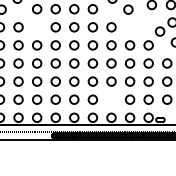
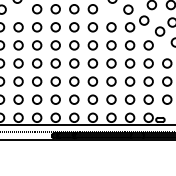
part: none -> present (136, 23)
circle: none -> present (37, 27)
circle: none -> present (111, 99)
